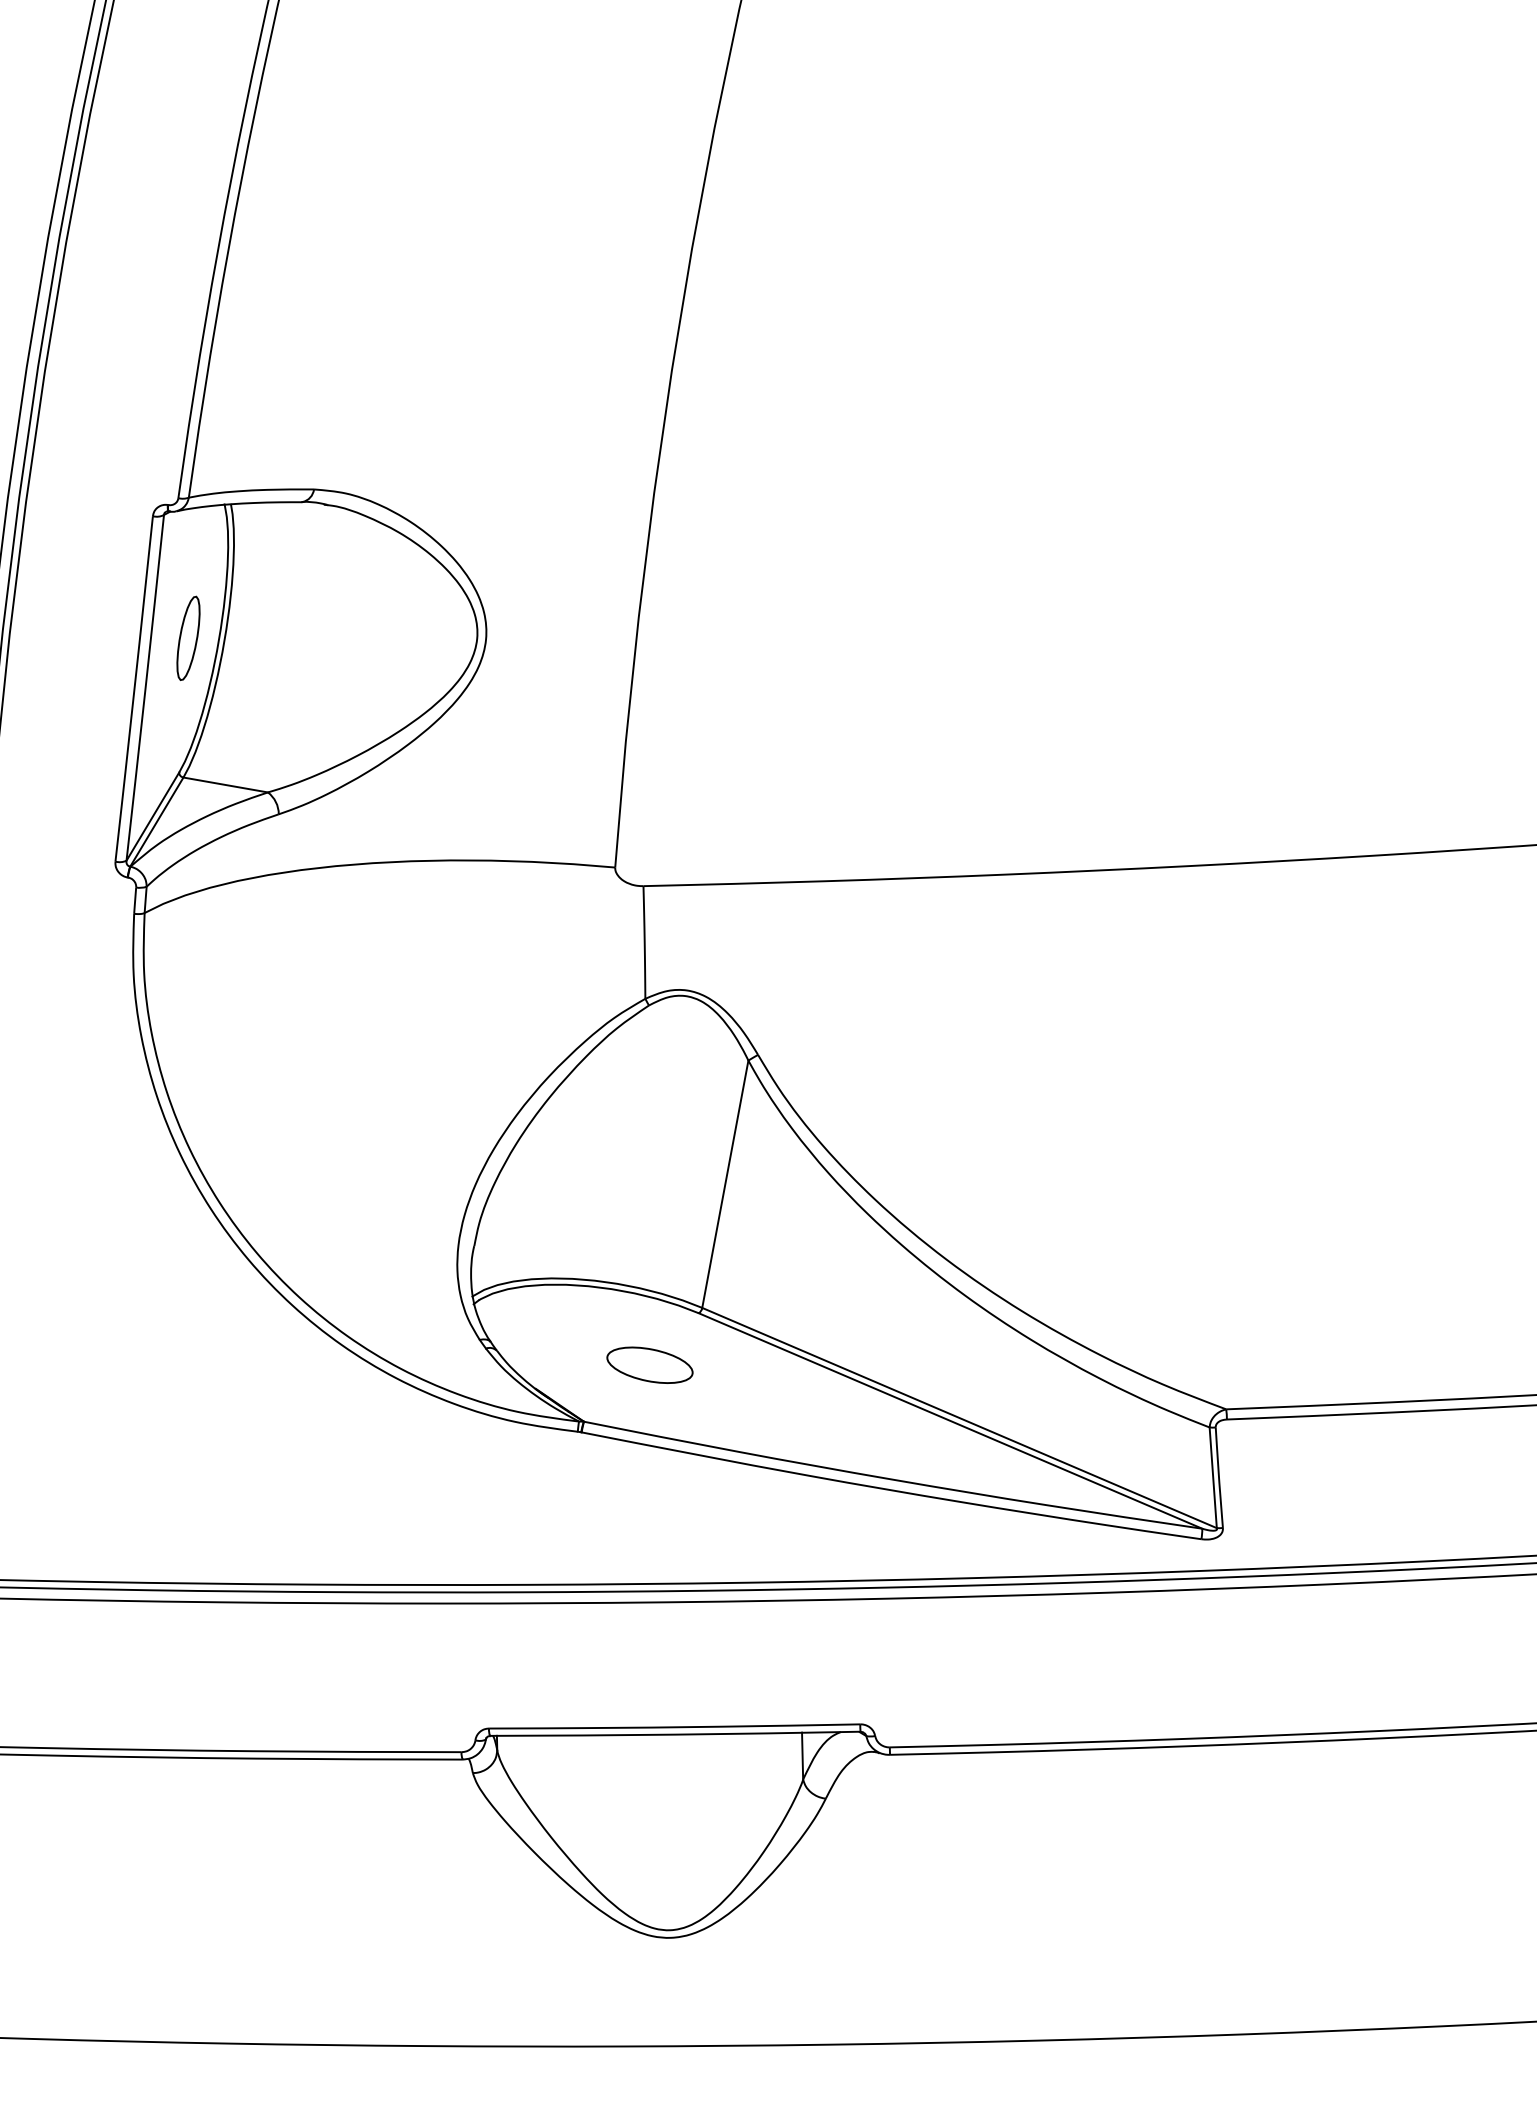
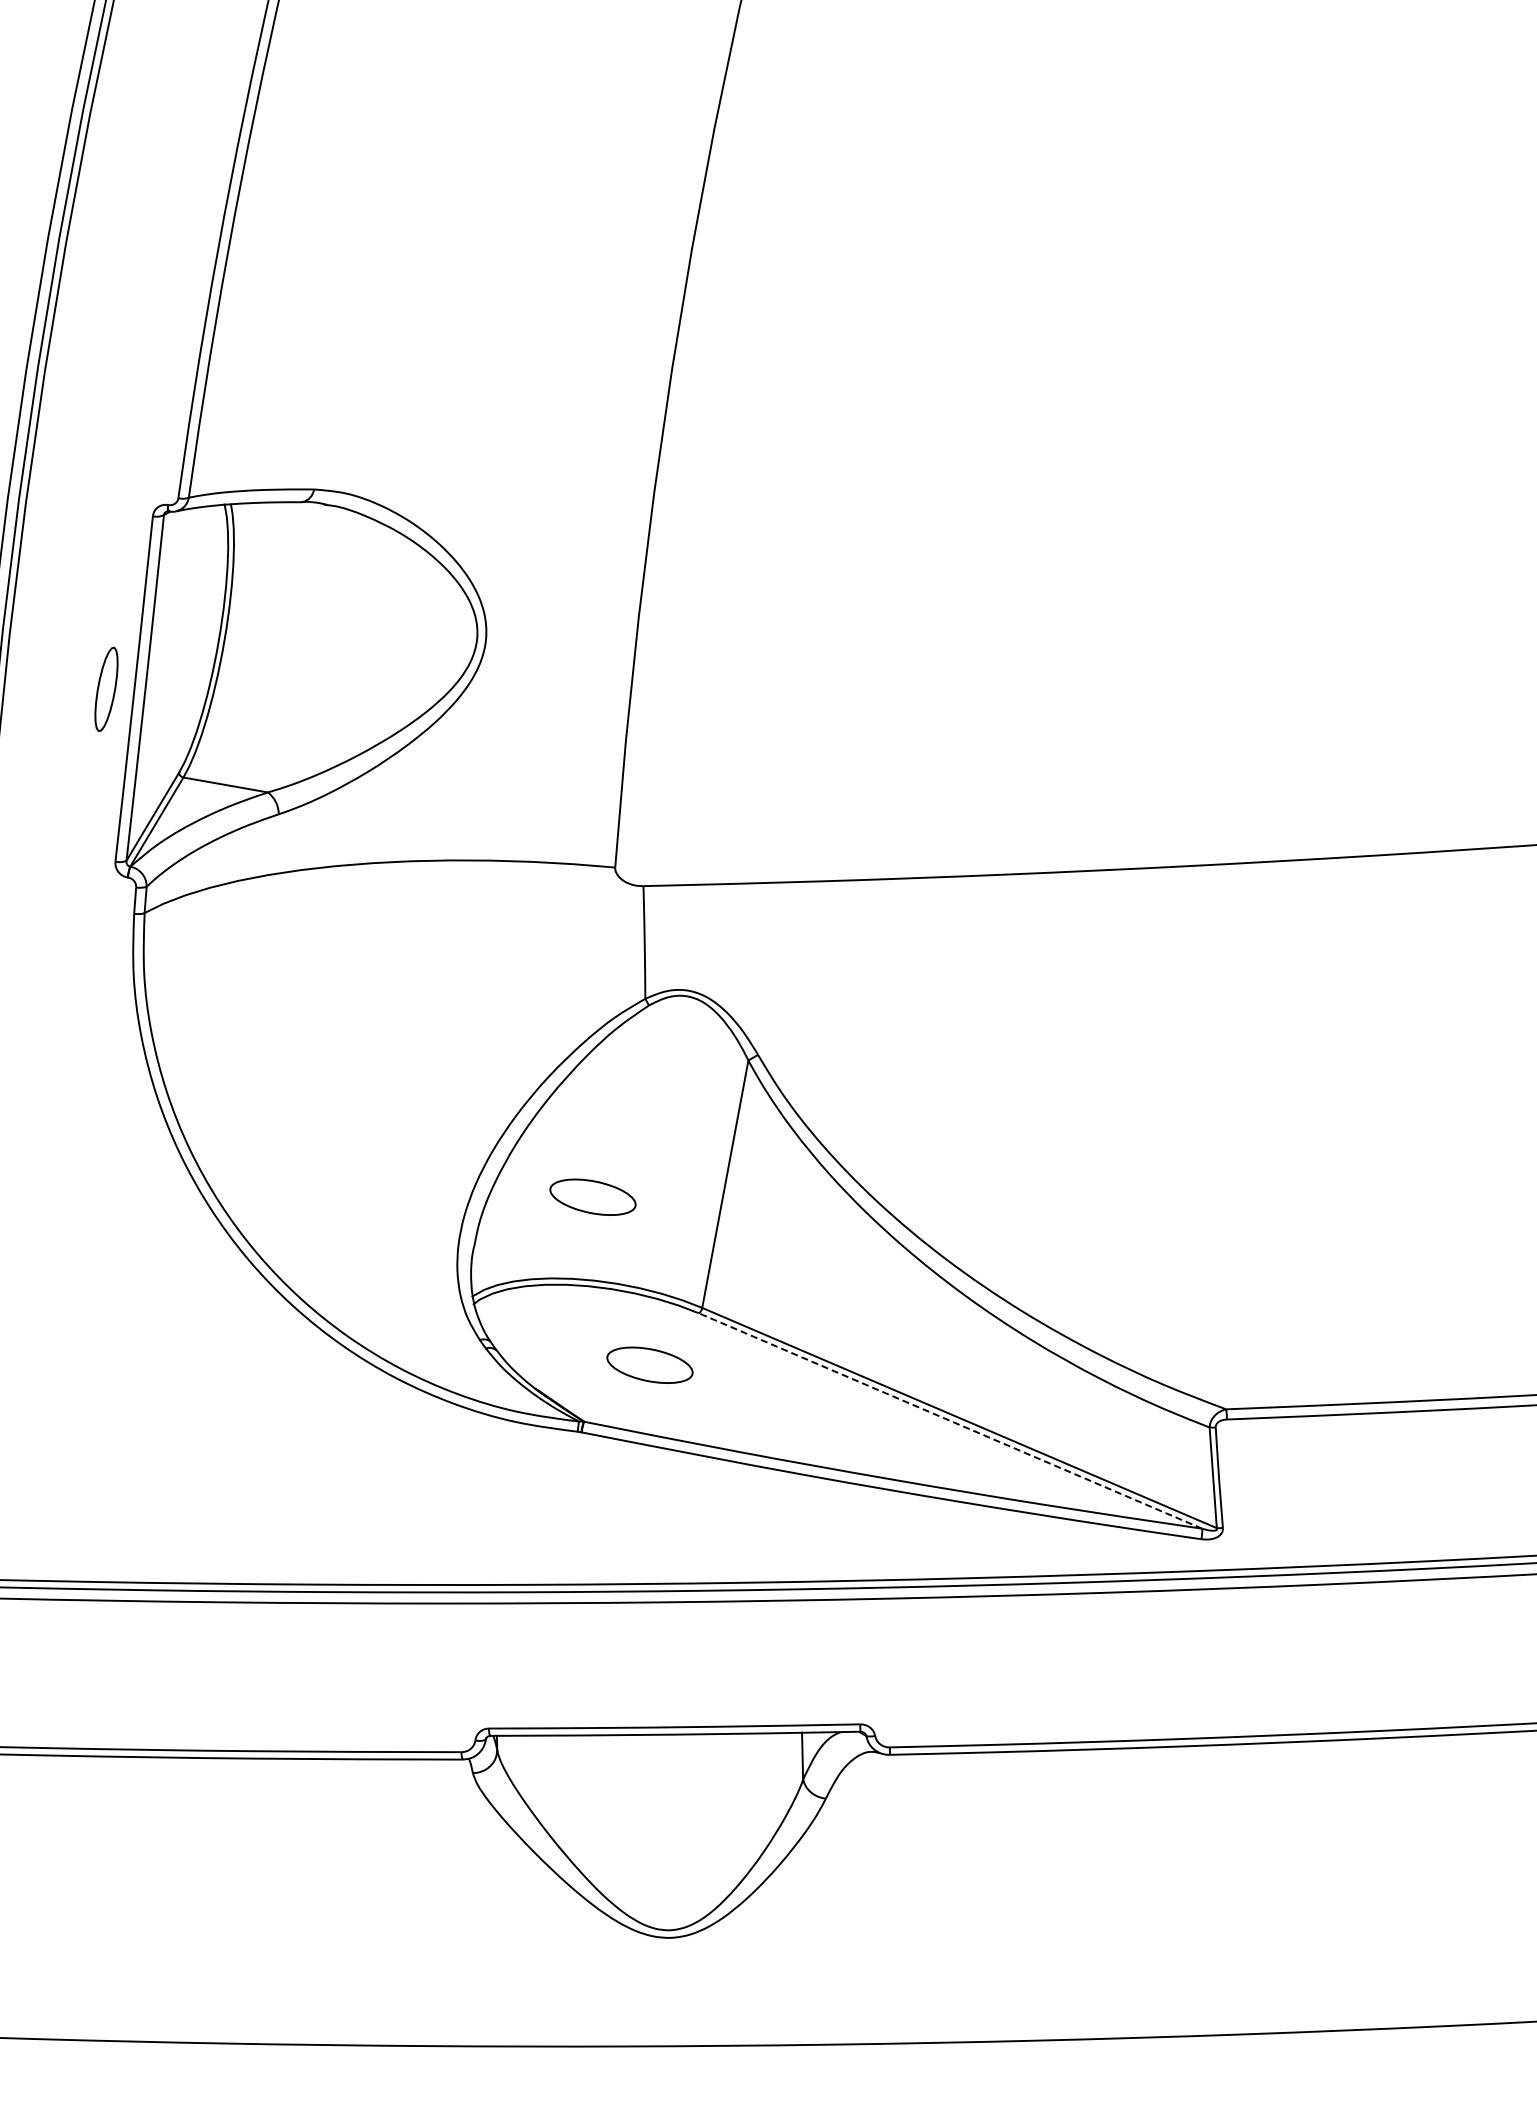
part position: (188, 637) -> (106, 688) (106, 688)
part: none -> present (592, 1196)
line: solid -> dashed (950, 1420)
